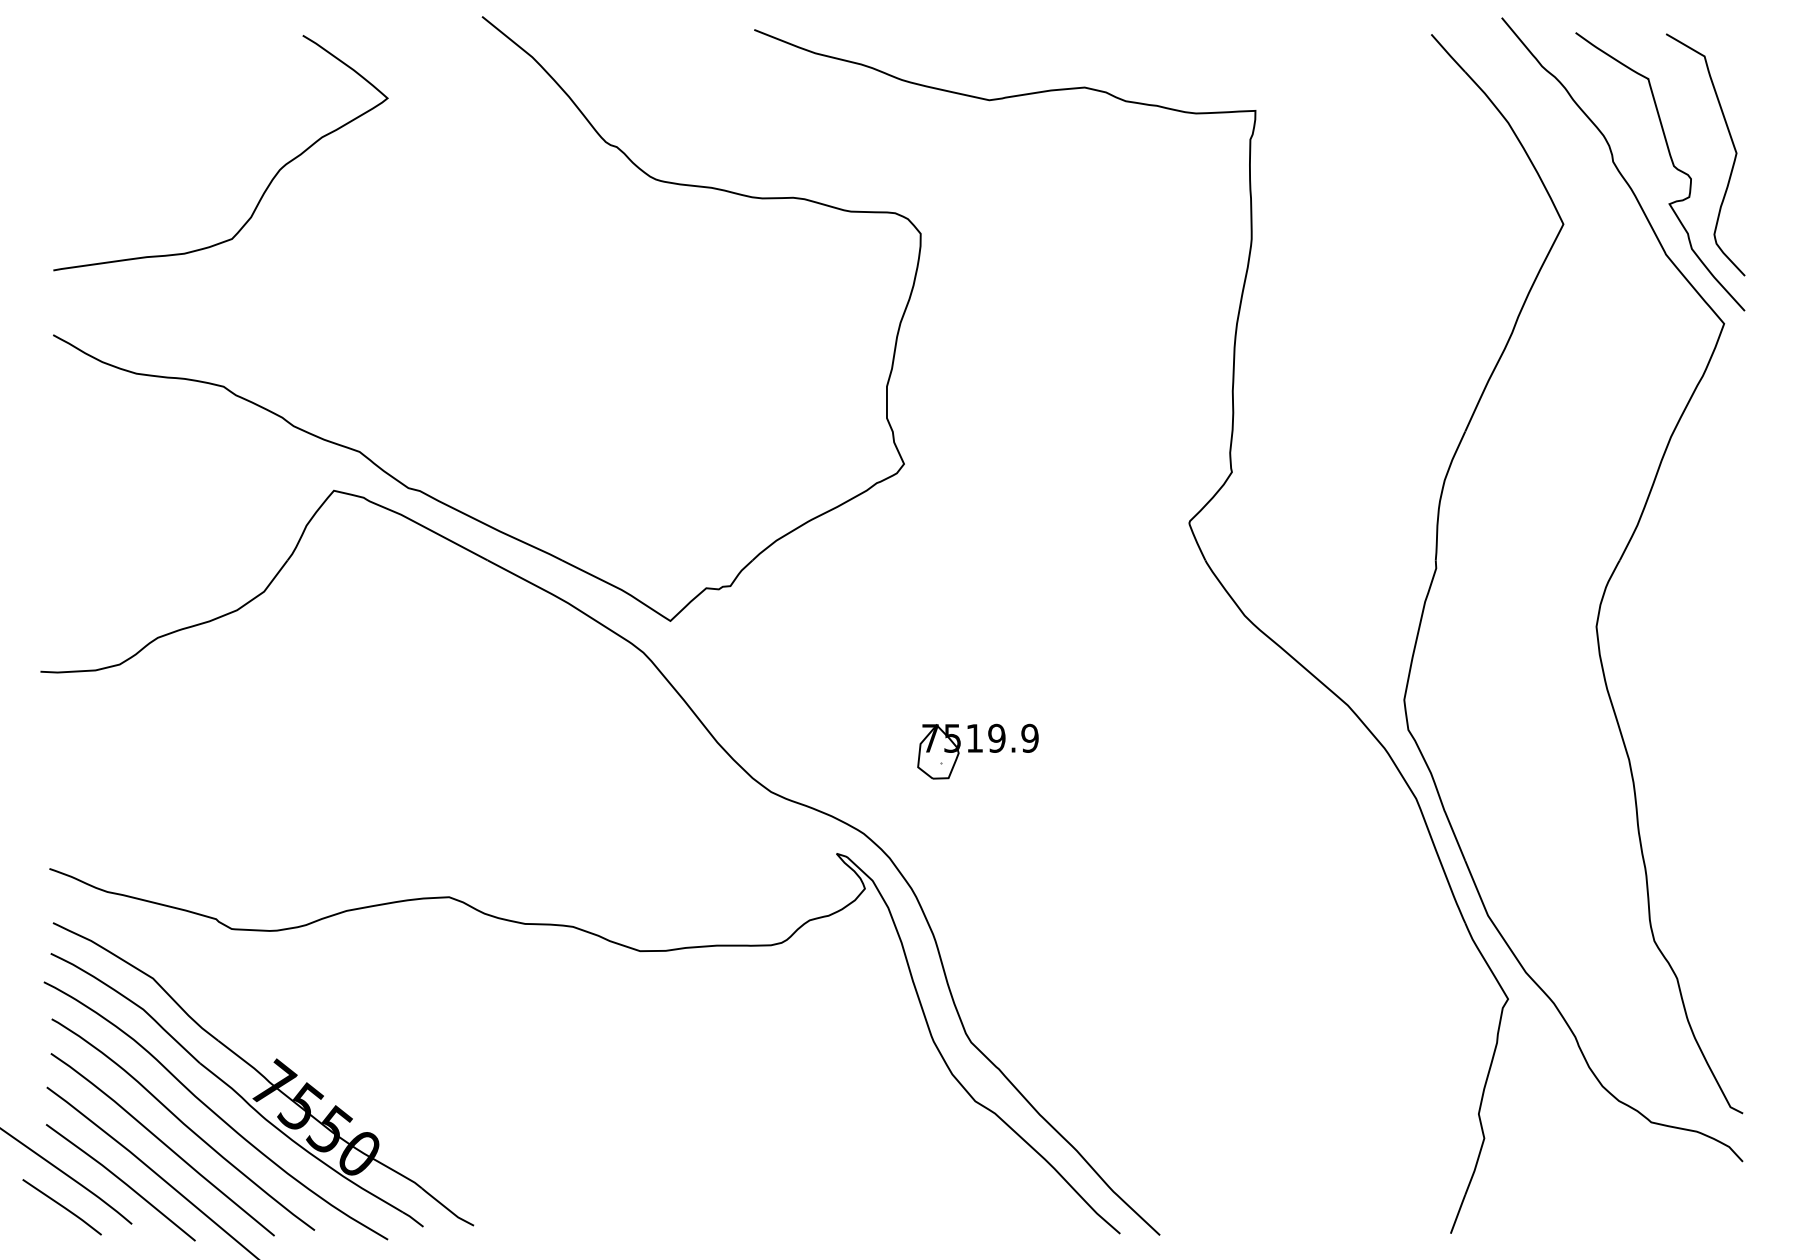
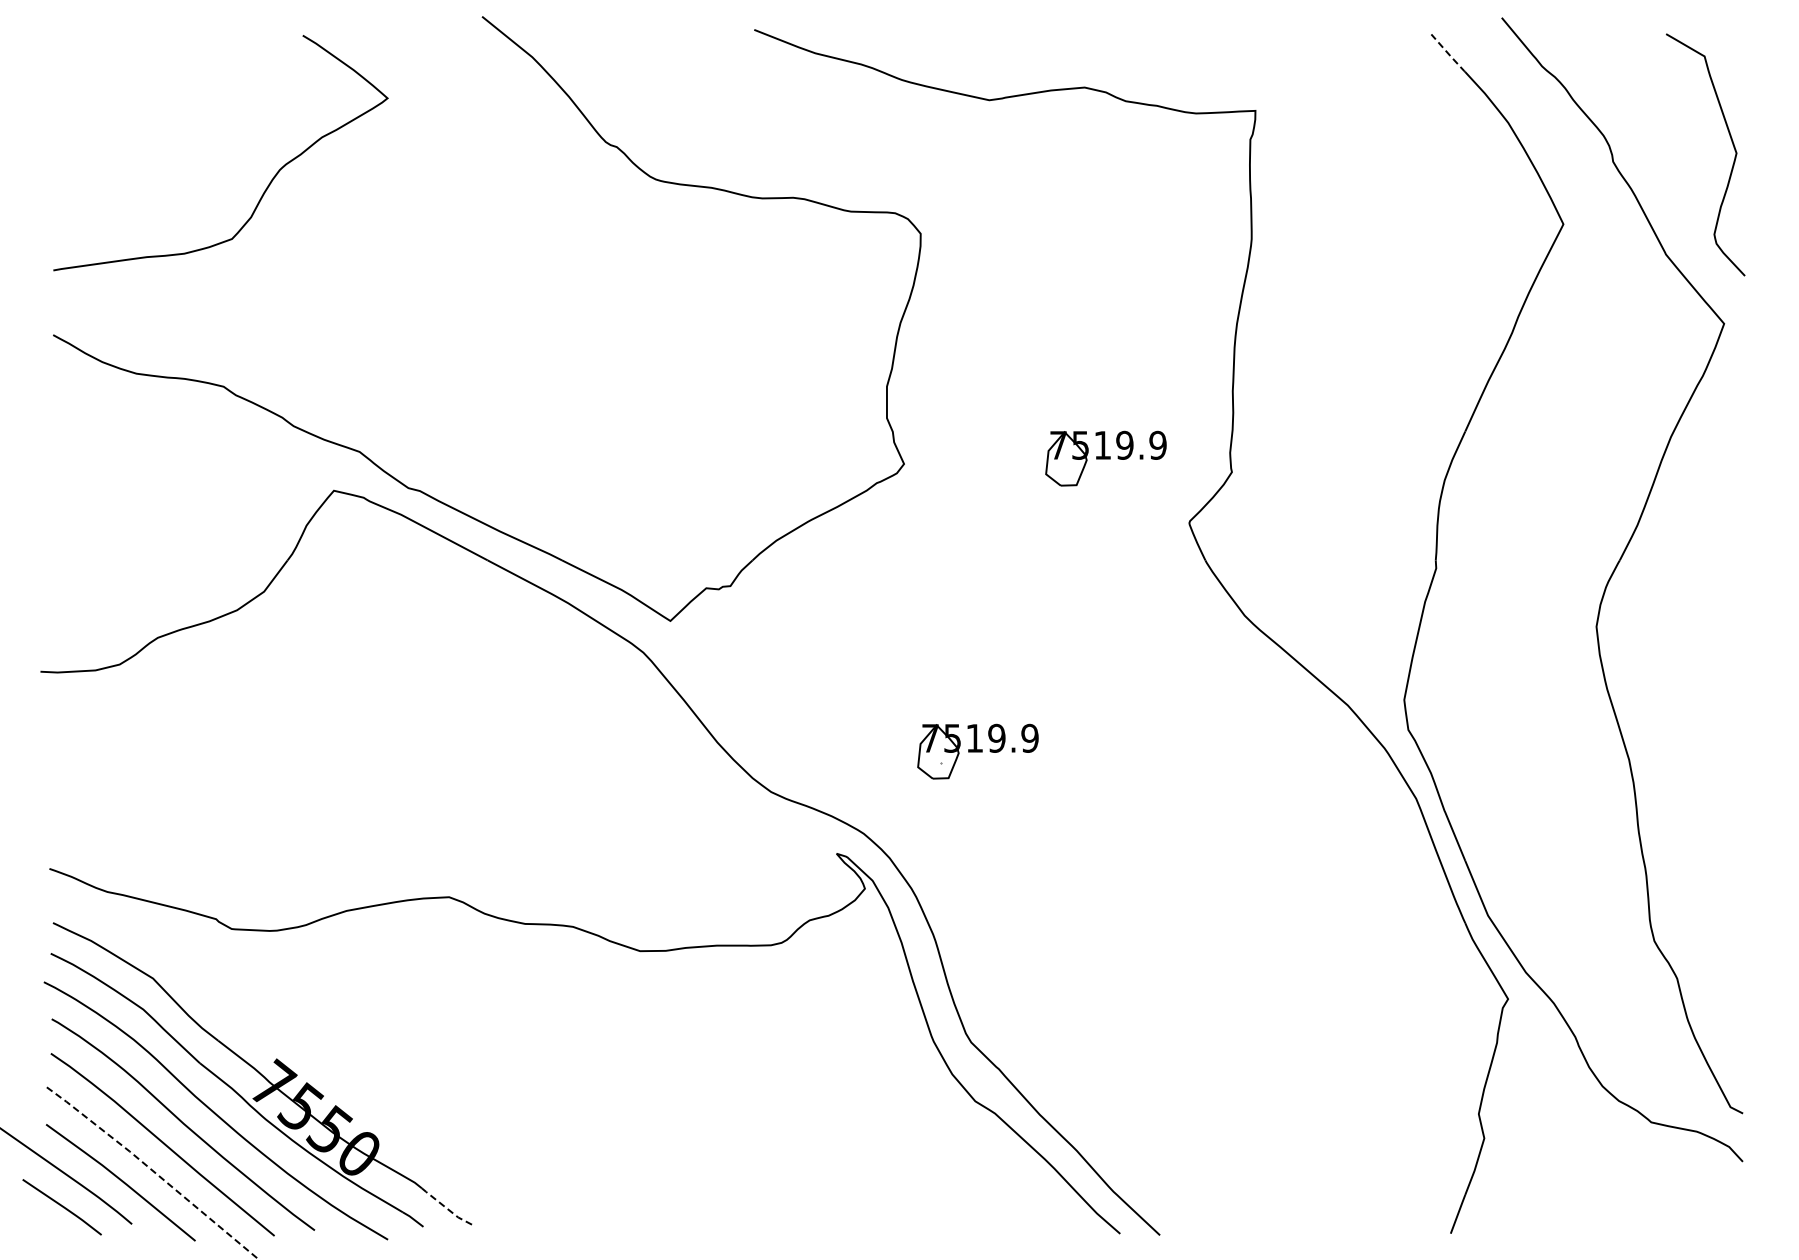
line: solid -> dashed (1448, 54)
curve: present -> none (1672, 165)
part: none -> present (1105, 458)
line: solid -> dashed (153, 1171)
line: solid -> dashed (446, 1208)
